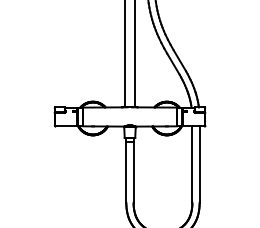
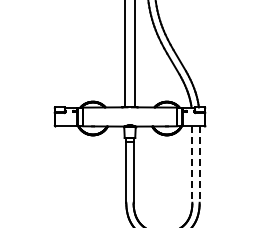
line: solid -> dashed (192, 165)
line: solid -> dashed (199, 165)
